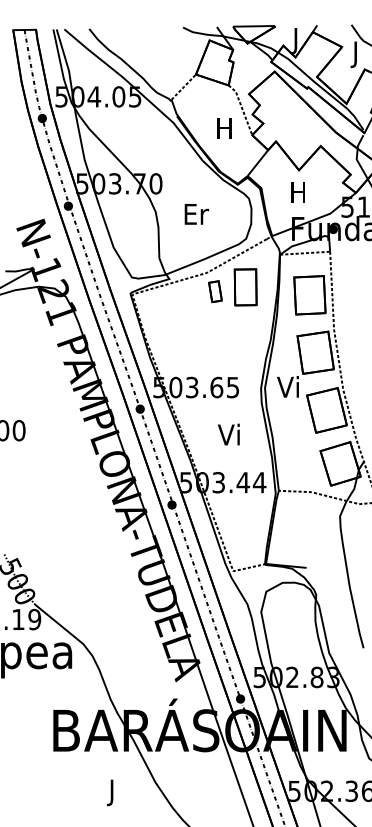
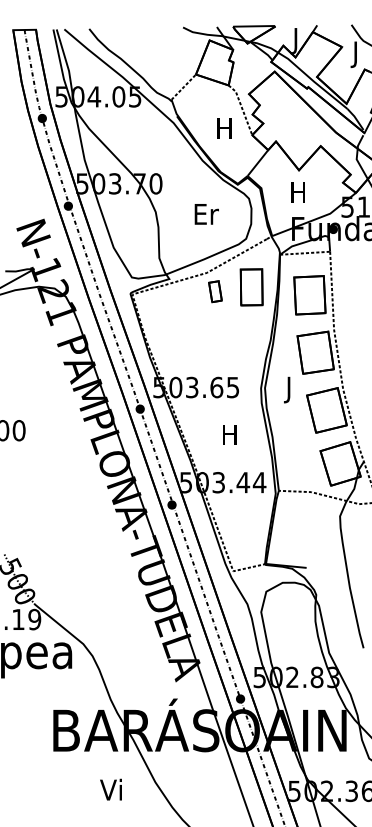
text position: (196, 214) -> (206, 214) (206, 214)
part position: (245, 287) -> (251, 287) (251, 287)
text: Vi -> J (287, 389)
text: Vi -> H (228, 434)
text: J -> Vi (110, 792)
